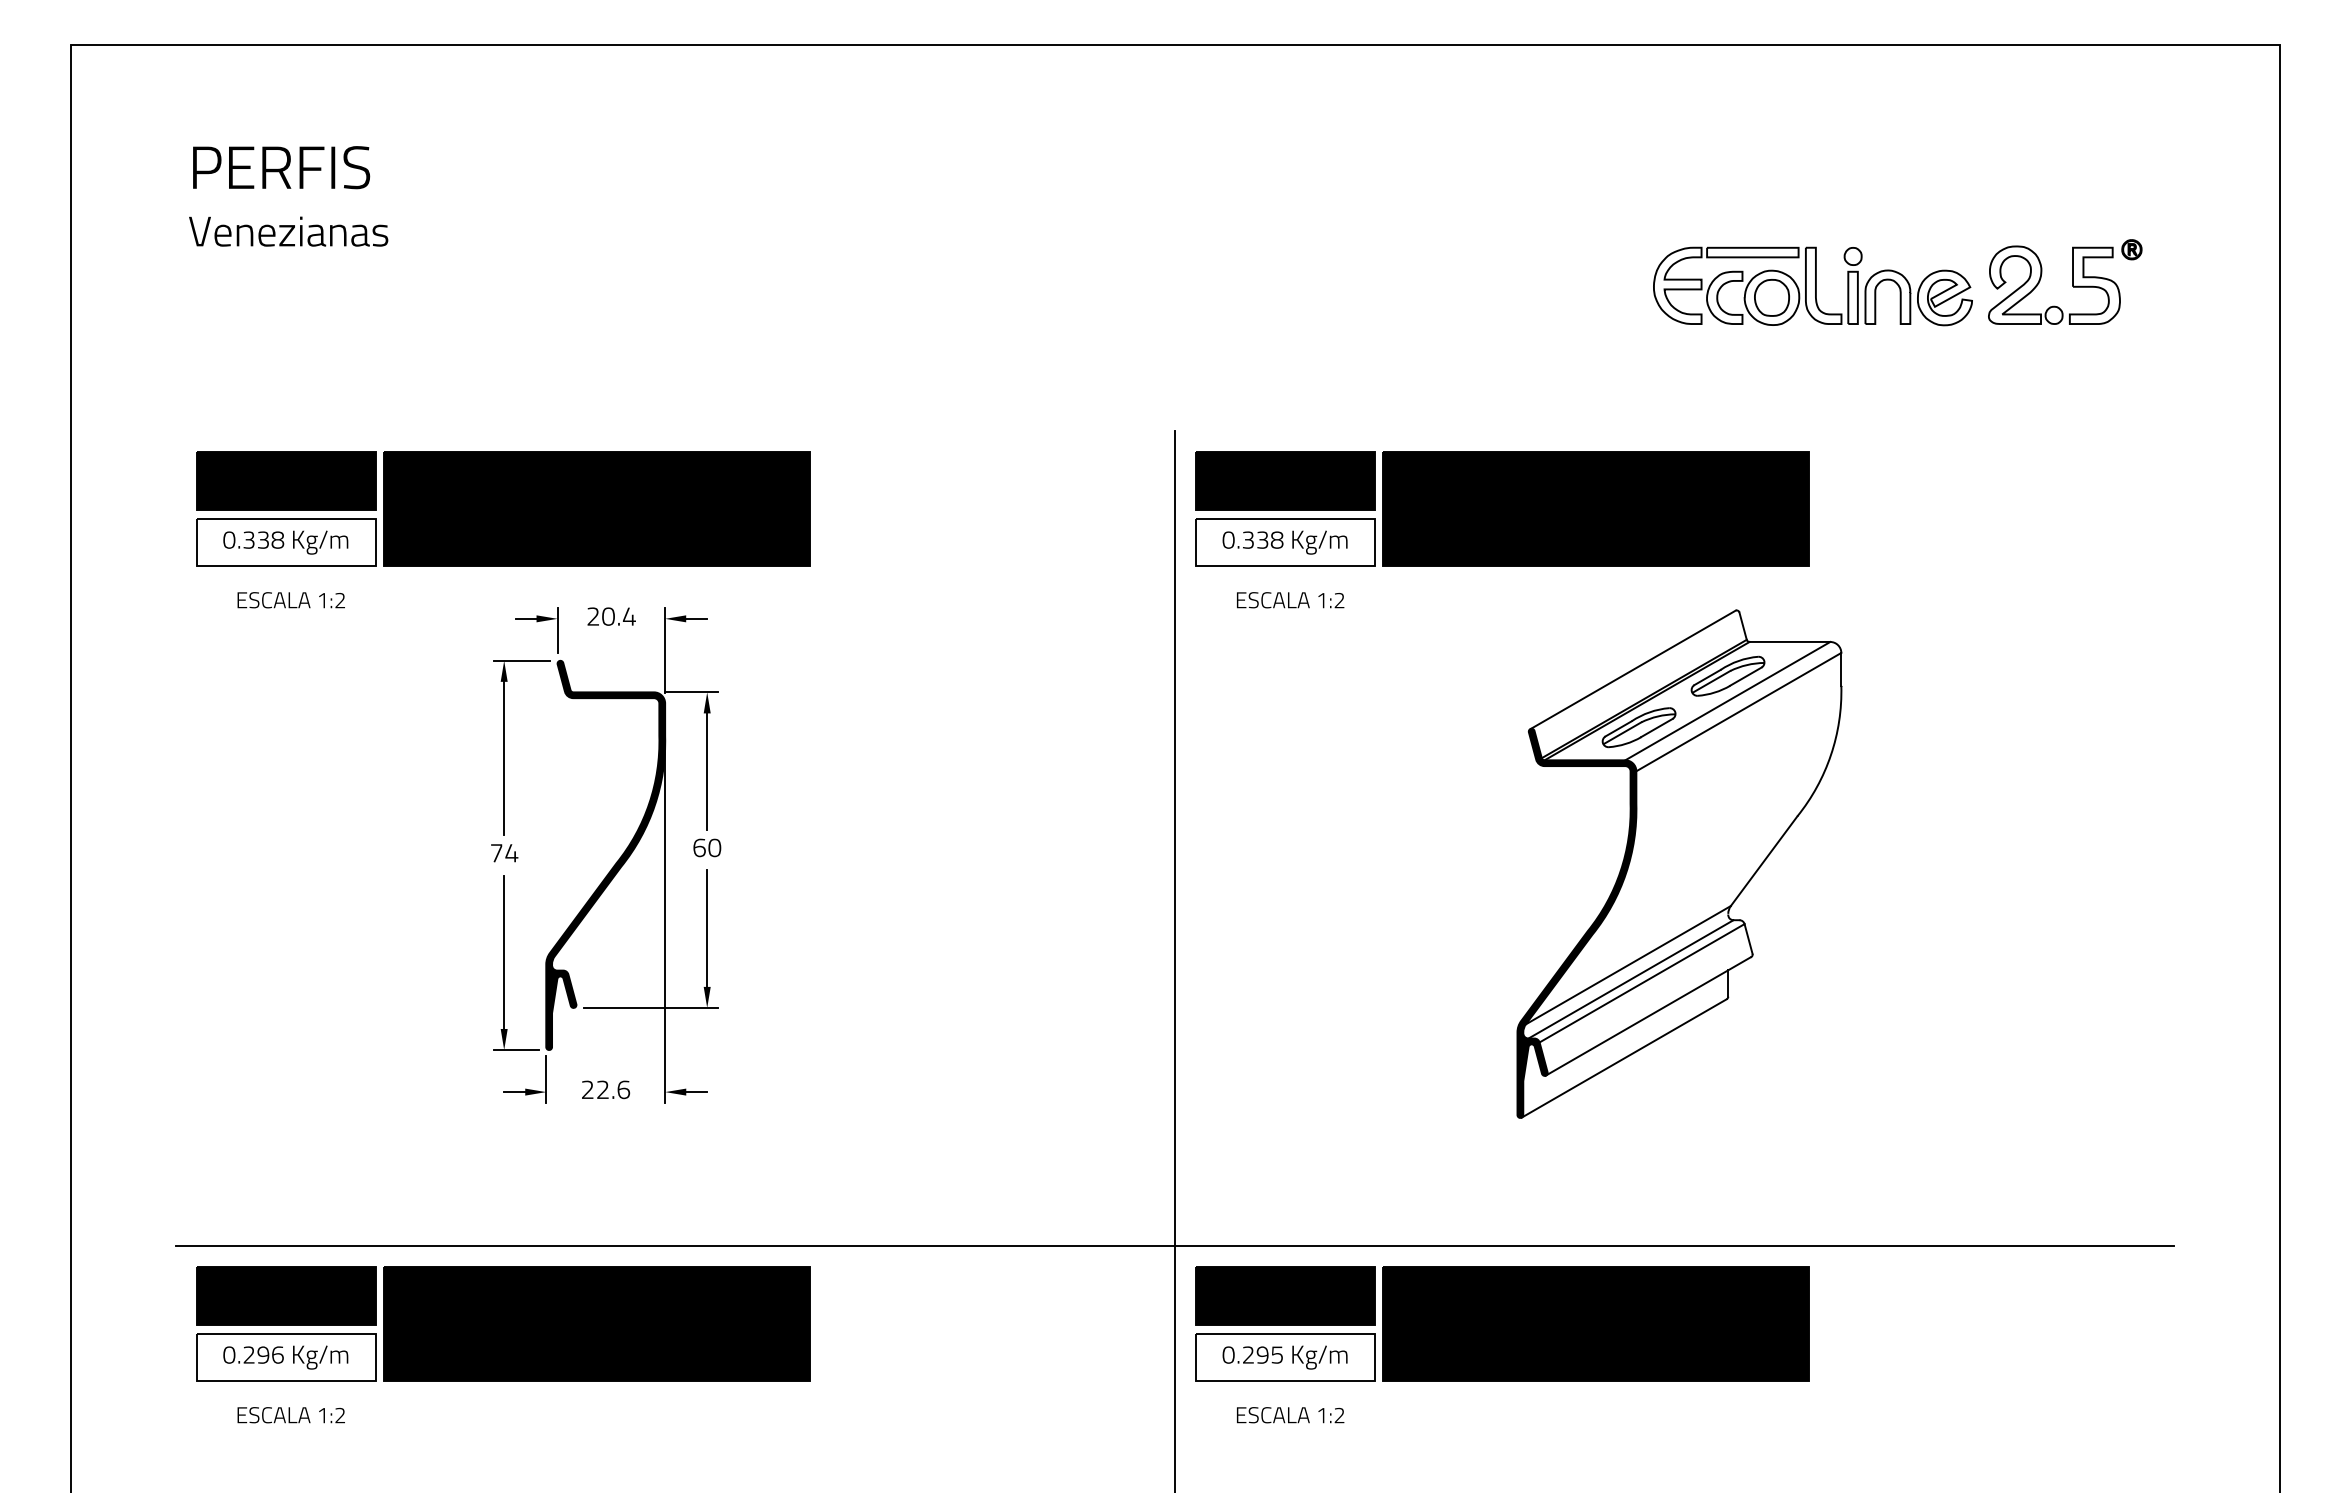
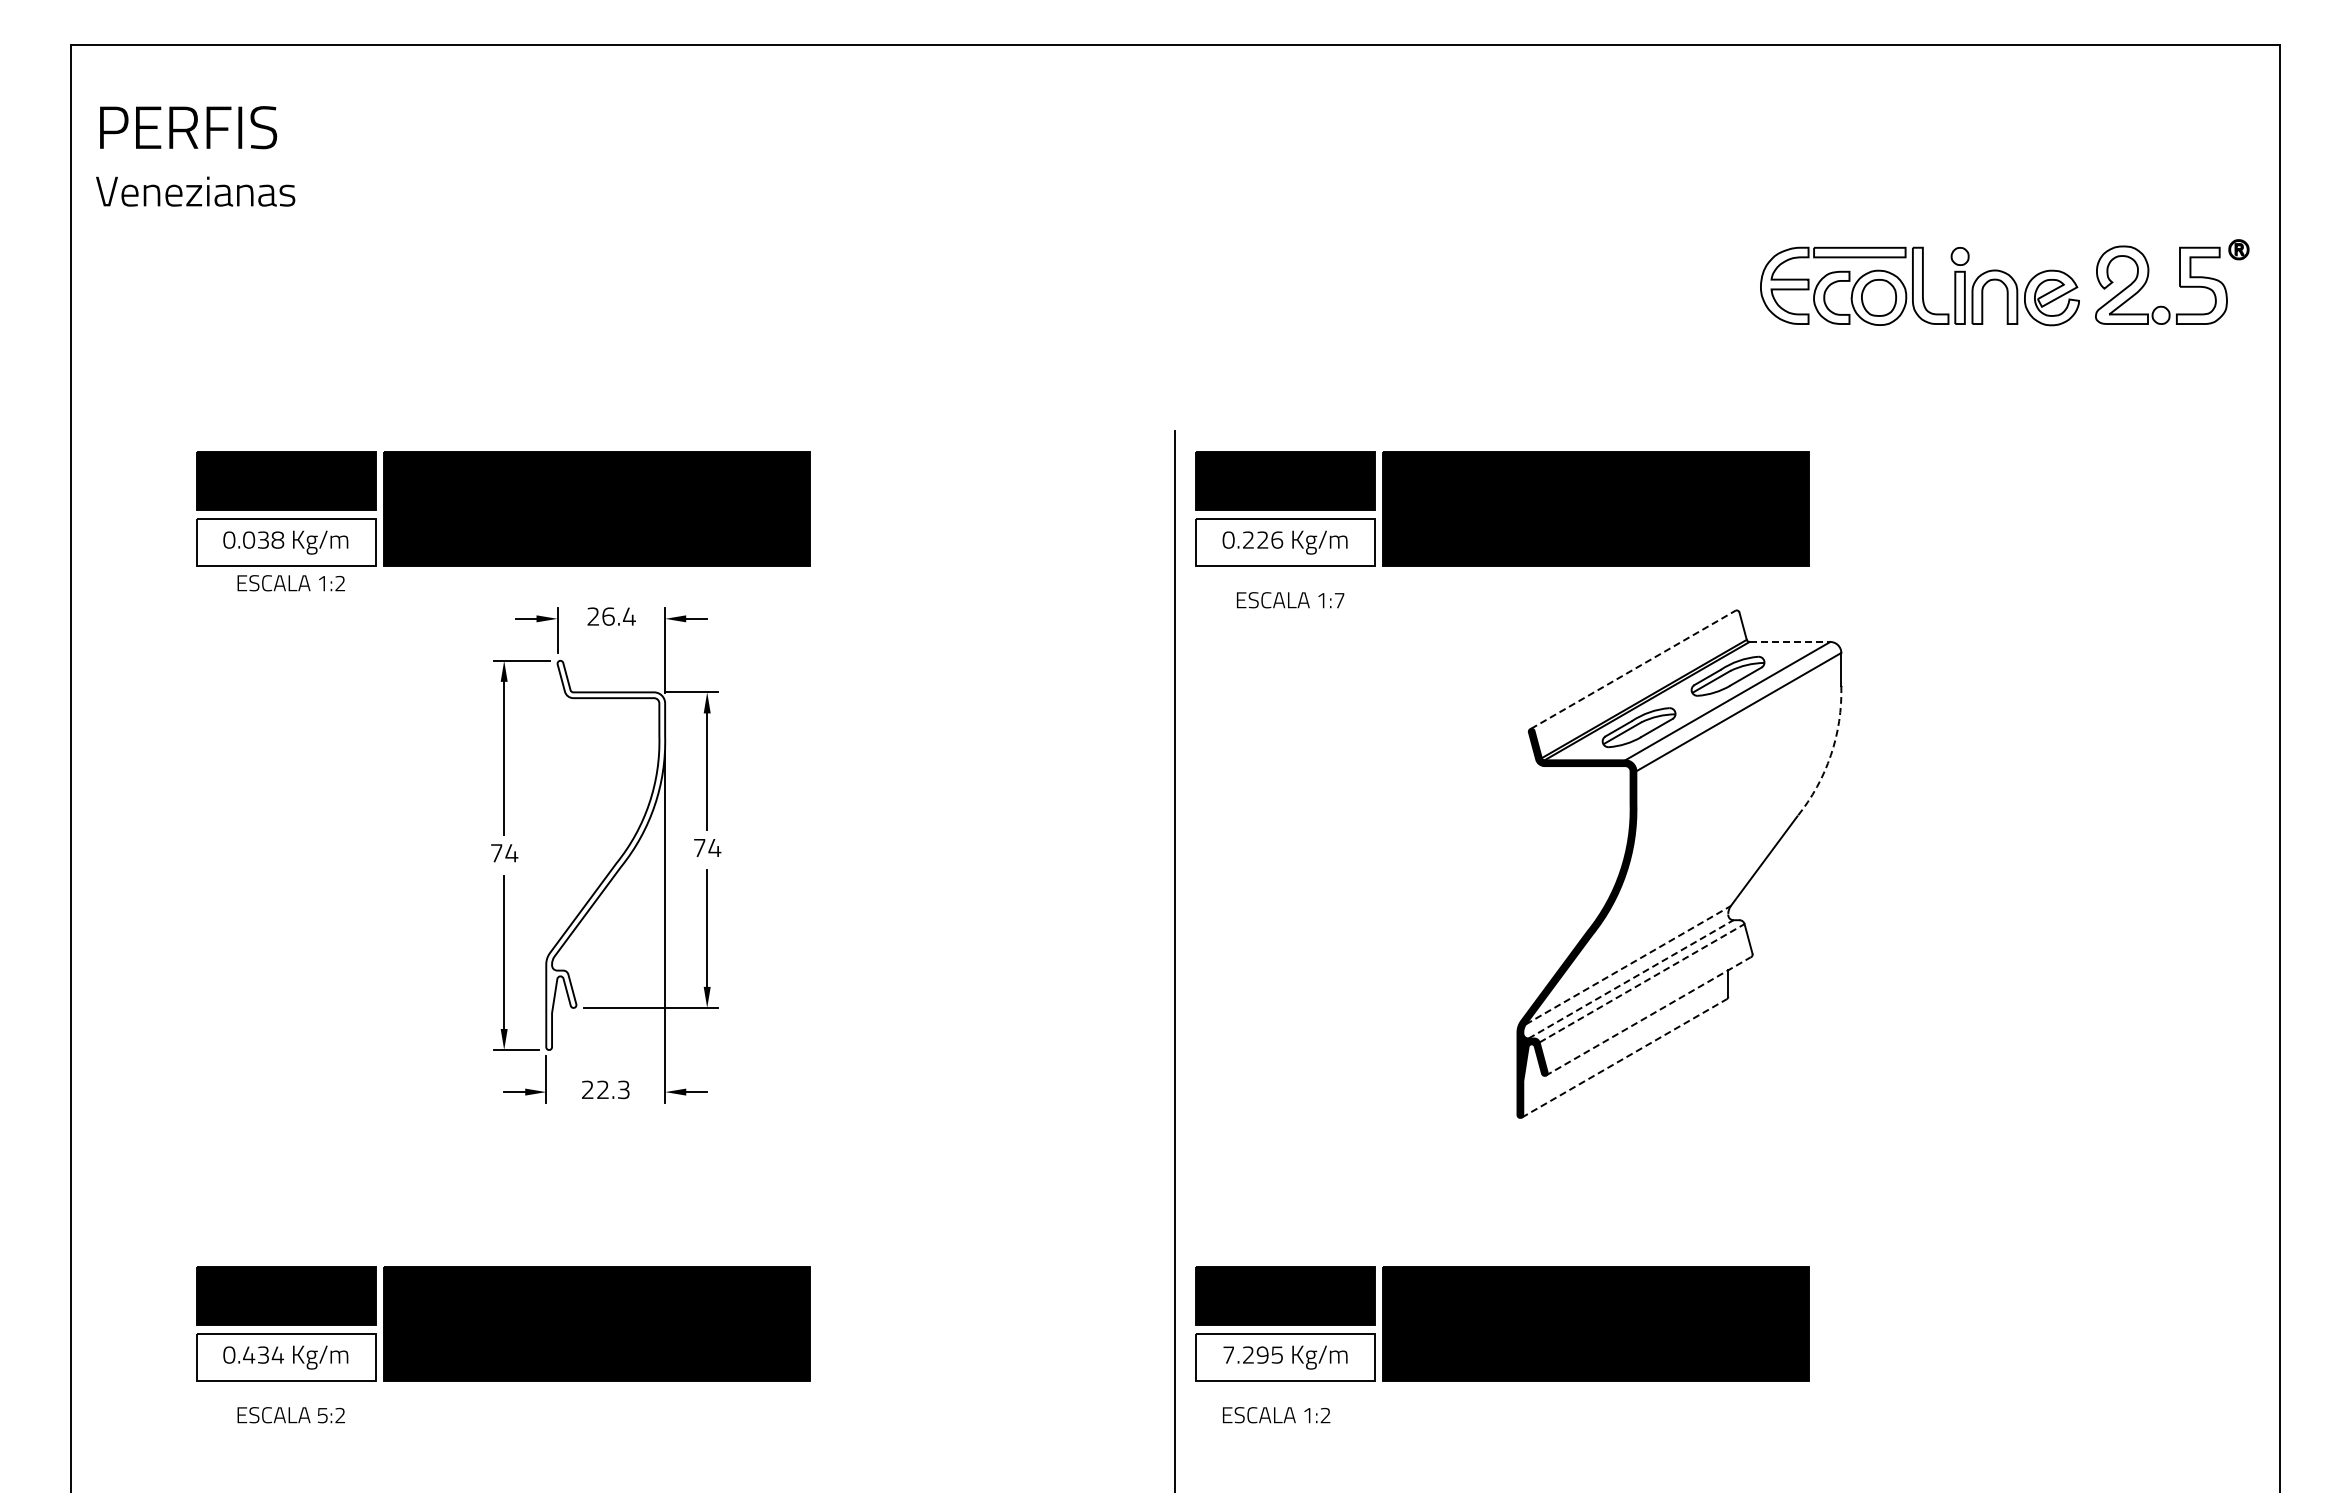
text position: (288, 196) -> (195, 156) (195, 156)
part position: (1897, 282) -> (2004, 282) (2004, 282)
text: 0.338 -> 0.038 (249, 539)
text: 0.338 -> 0.226 (1263, 539)
text position: (290, 600) -> (290, 583) (290, 583)
text: 1:2 -> 1:7 (1339, 600)
text: 20.4 -> 26.4 (608, 616)
line: solid -> dashed (1790, 641)
line: solid -> dashed (1633, 669)
arc: solid -> dashed (1830, 755)
text: 60 -> 74 (707, 847)
fill: present -> none (605, 855)
line: solid -> dashed (1628, 964)
line: solid -> dashed (1631, 979)
line: solid -> dashed (1642, 983)
line: solid -> dashed (1648, 1016)
line: solid -> dashed (1624, 1058)
text: 22.6 -> 22.3 (623, 1089)
line: present -> none (1174, 1246)
text: 0.296 -> 0.434 (263, 1354)
text: 0.295 -> 7.295 (1228, 1354)
text: 1:2 -> 5:2 (322, 1415)
text position: (1290, 1415) -> (1276, 1415) (1276, 1415)
